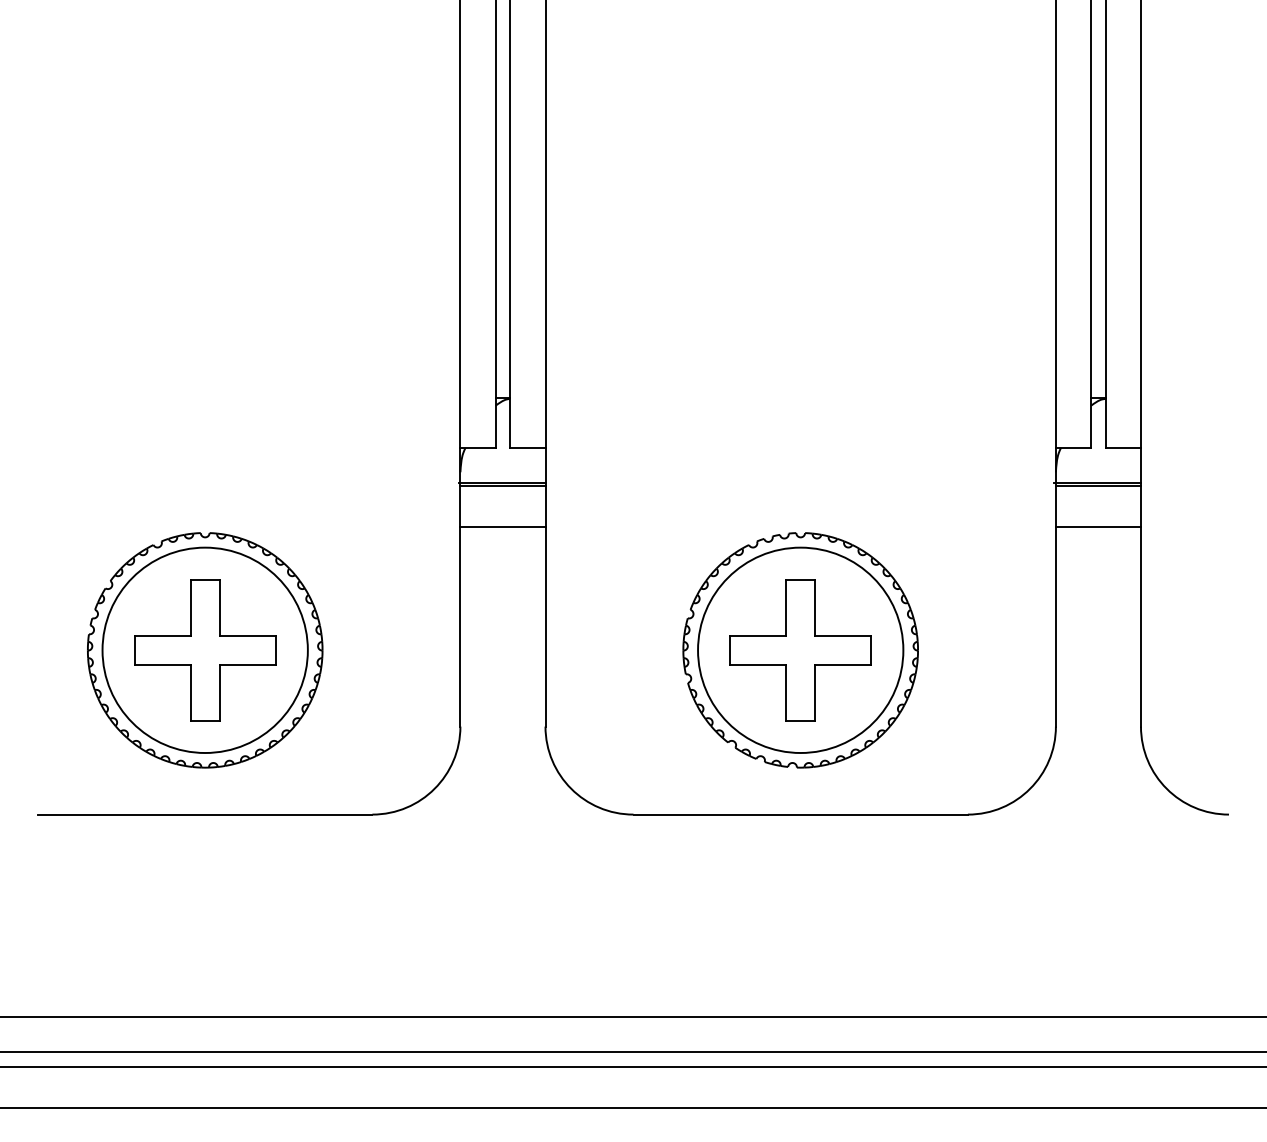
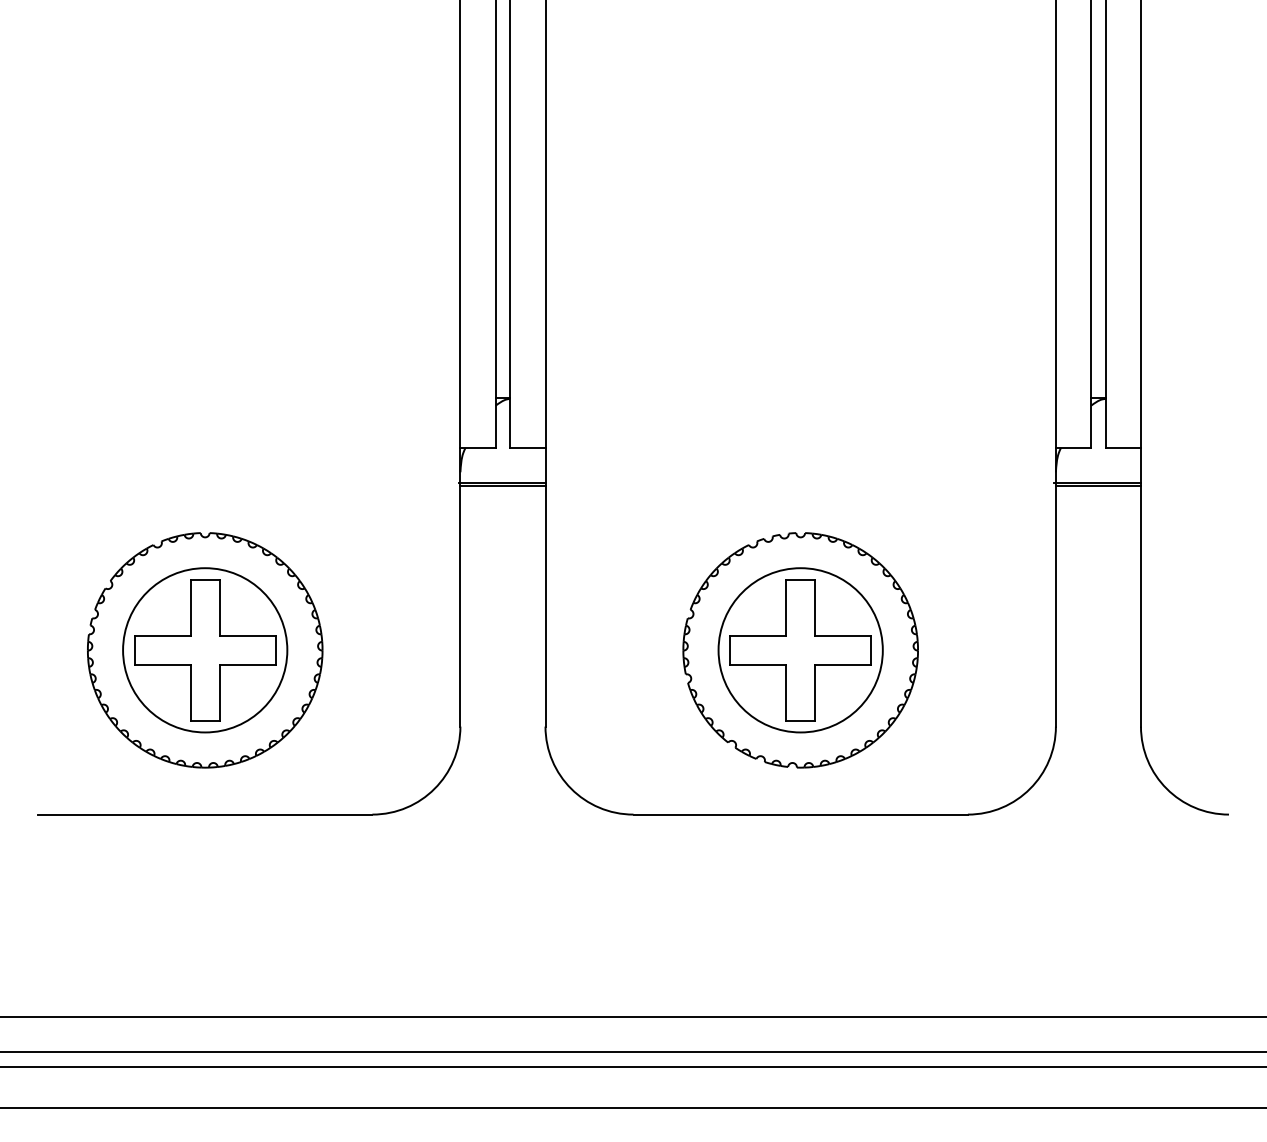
line: present -> none (502, 527)
line: present -> none (1097, 527)
circle diameter: 205 px -> 164 px (205, 650)
circle diameter: 205 px -> 164 px (800, 650)
